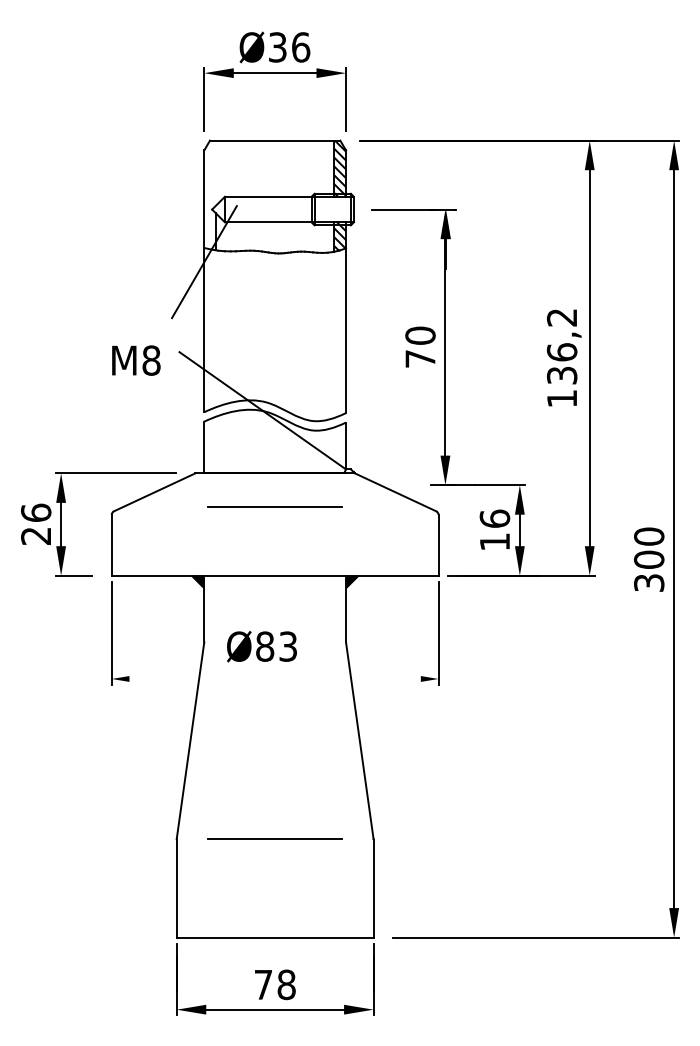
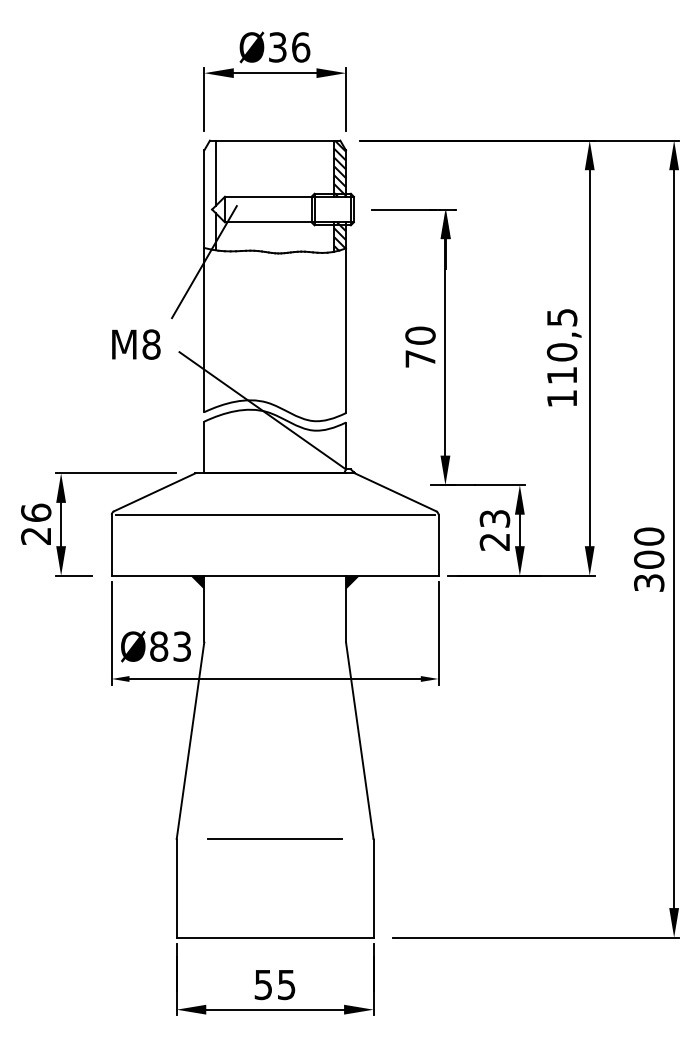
line: none -> present (216, 172)
text: 136,2 -> 110,5 (561, 346)
text position: (136, 360) -> (136, 344) (136, 344)
line: present -> none (274, 506)
line: none -> present (274, 514)
text: 16 -> 23 (494, 529)
text position: (261, 646) -> (155, 646) (155, 646)
line: none -> present (274, 678)
text: 78 -> 55 (274, 984)
